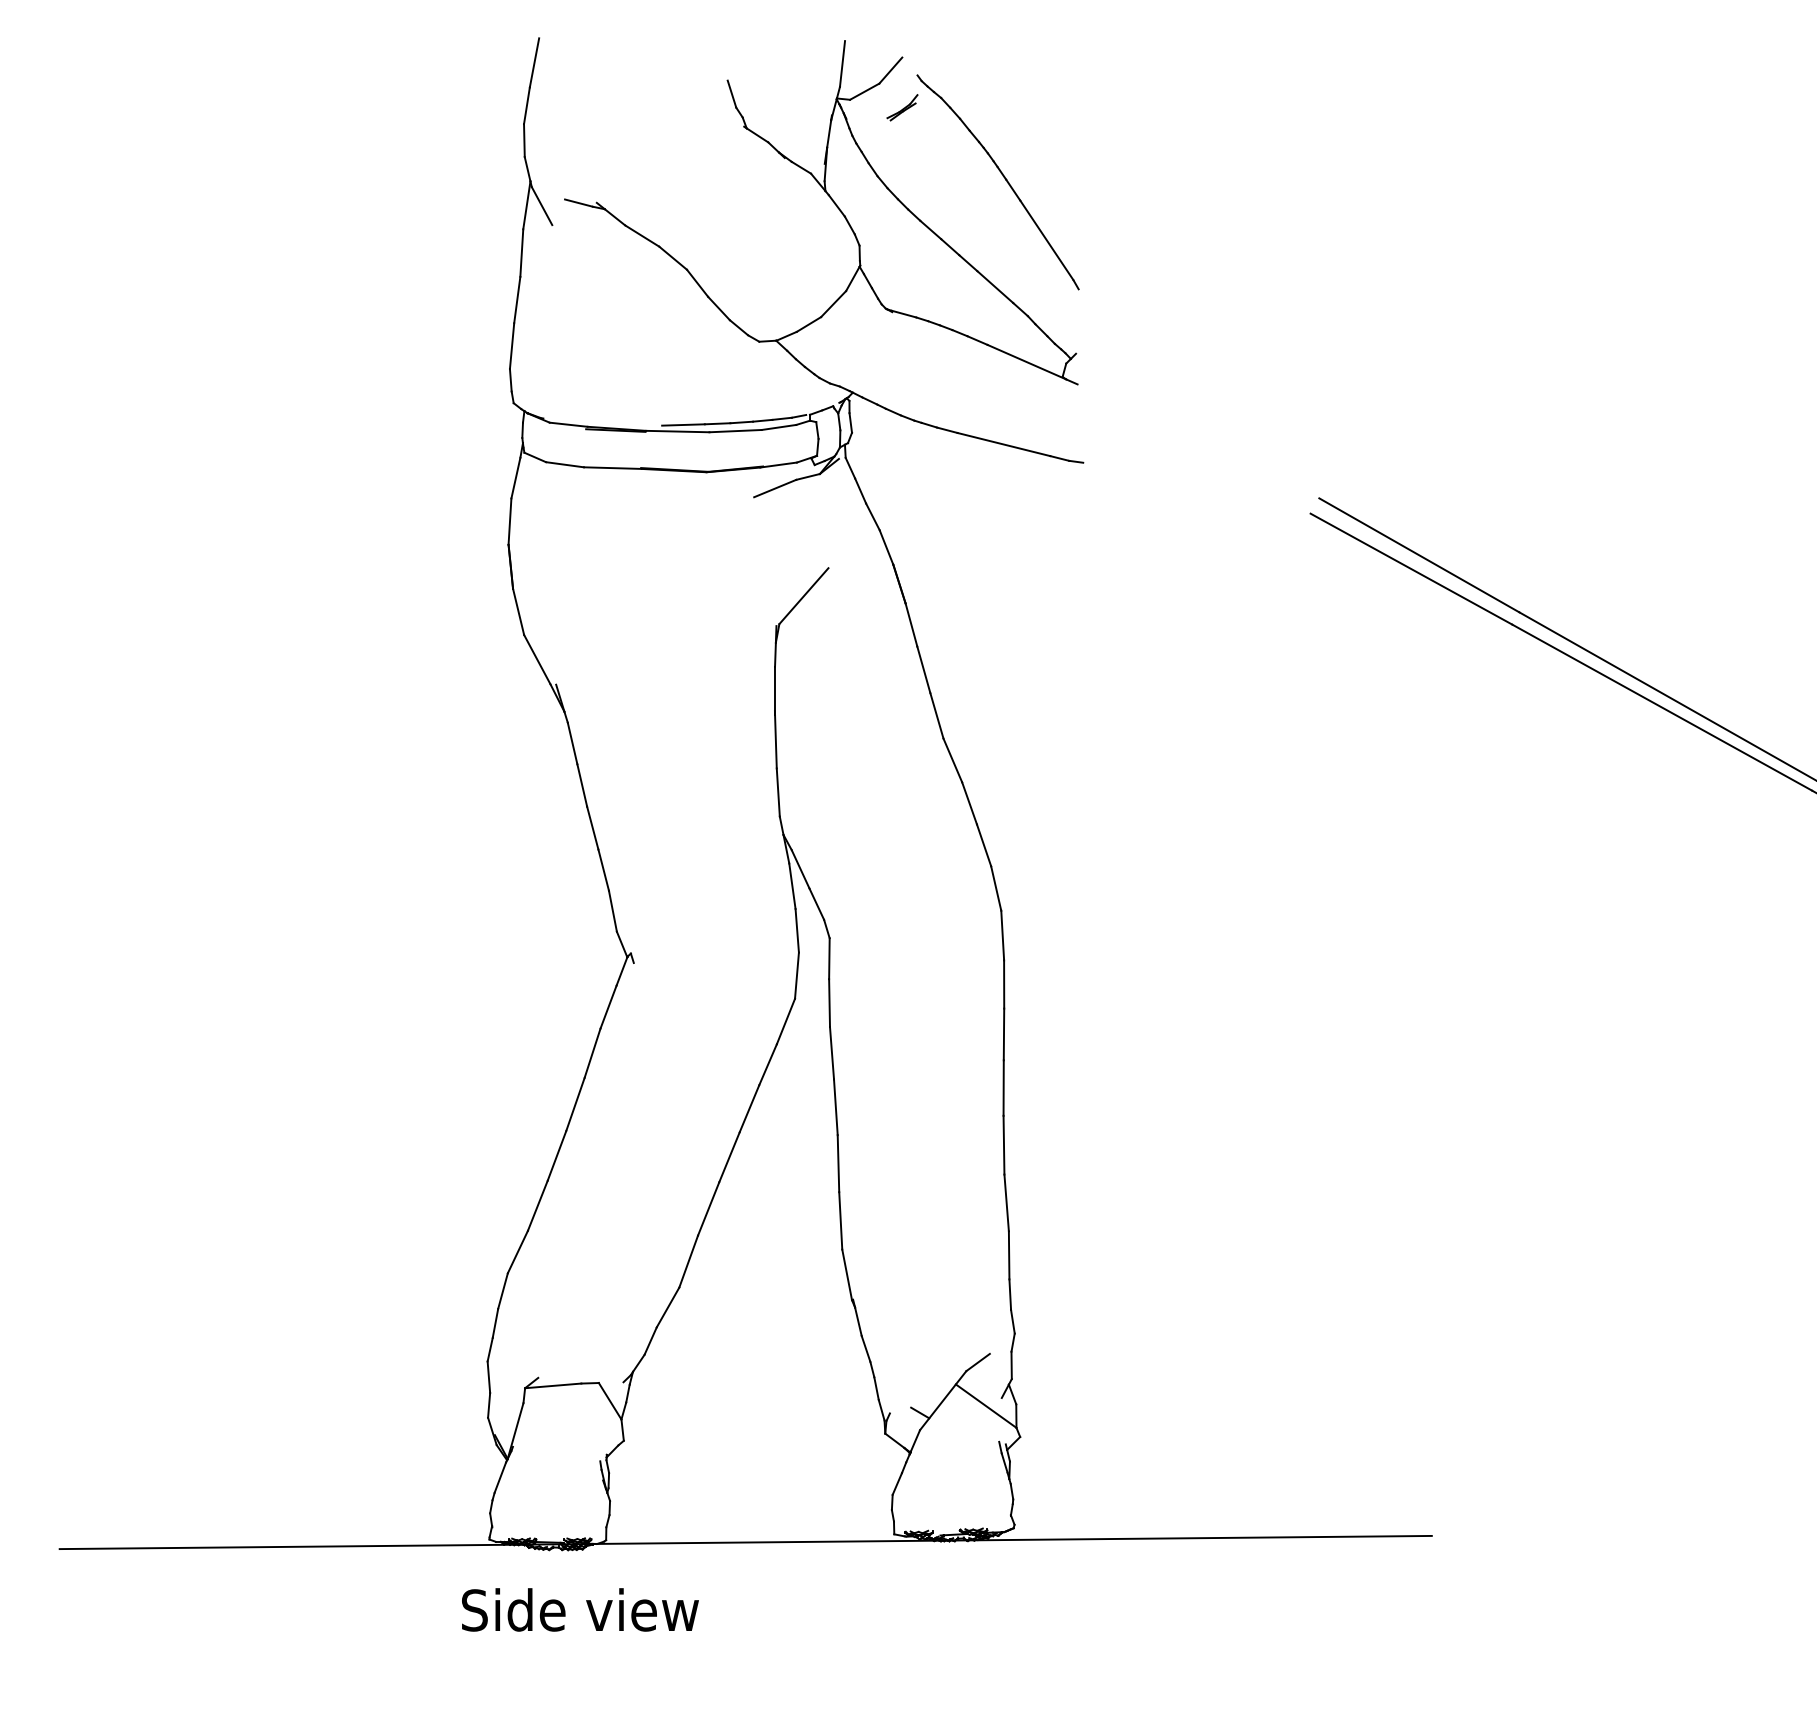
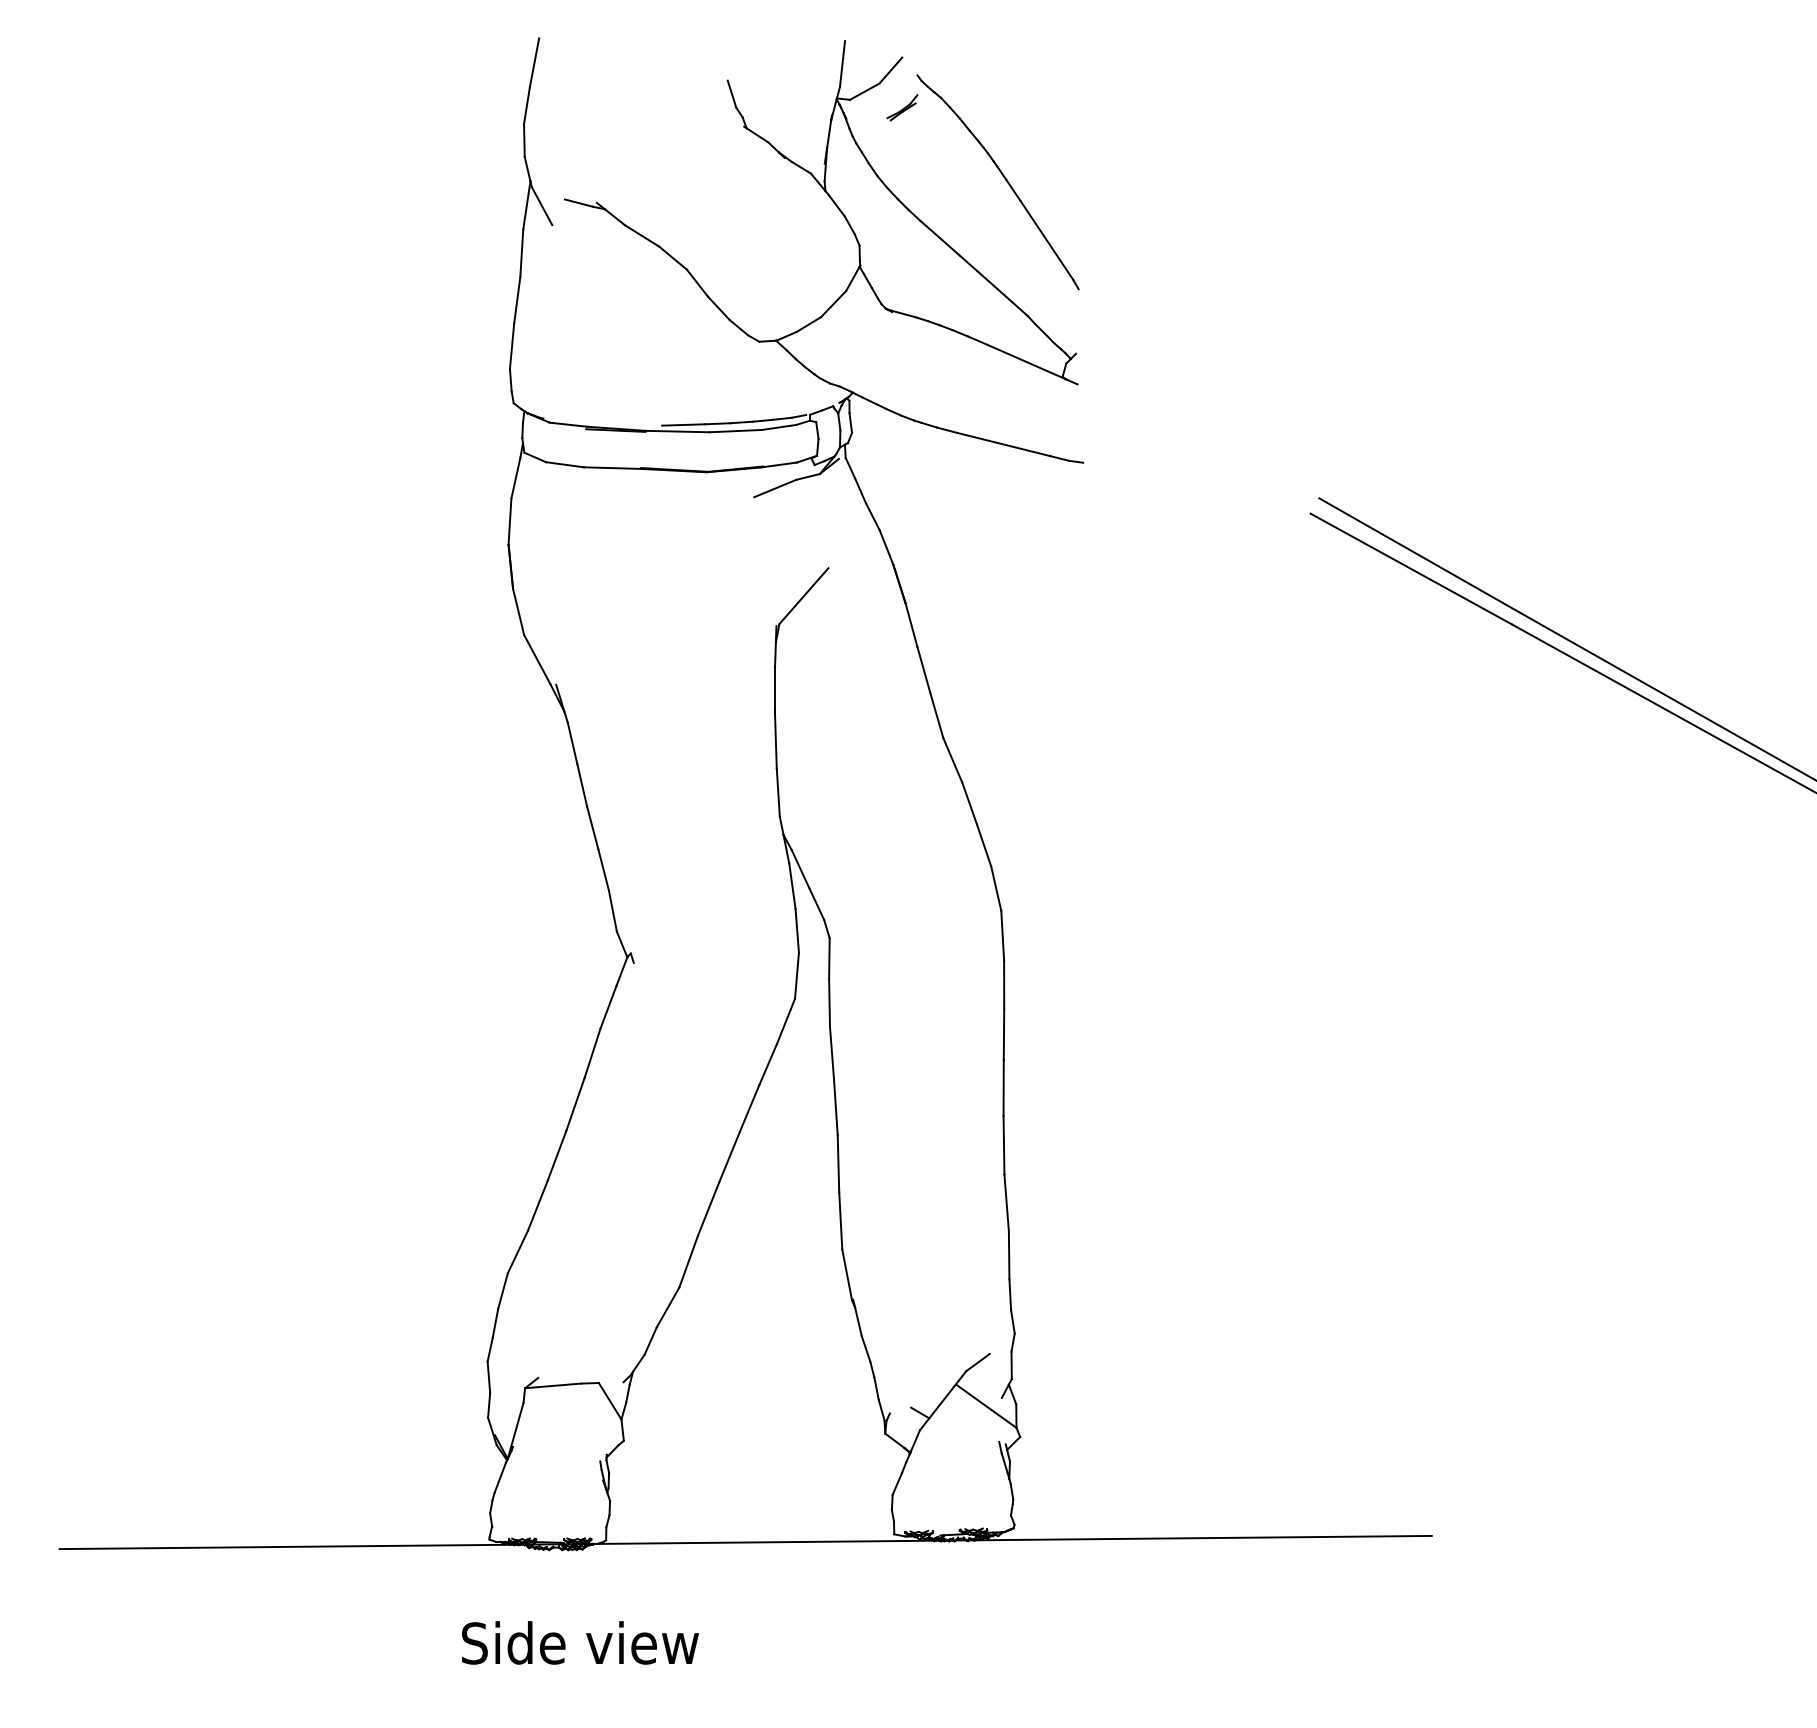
text position: (580, 1609) -> (580, 1642) (580, 1642)
